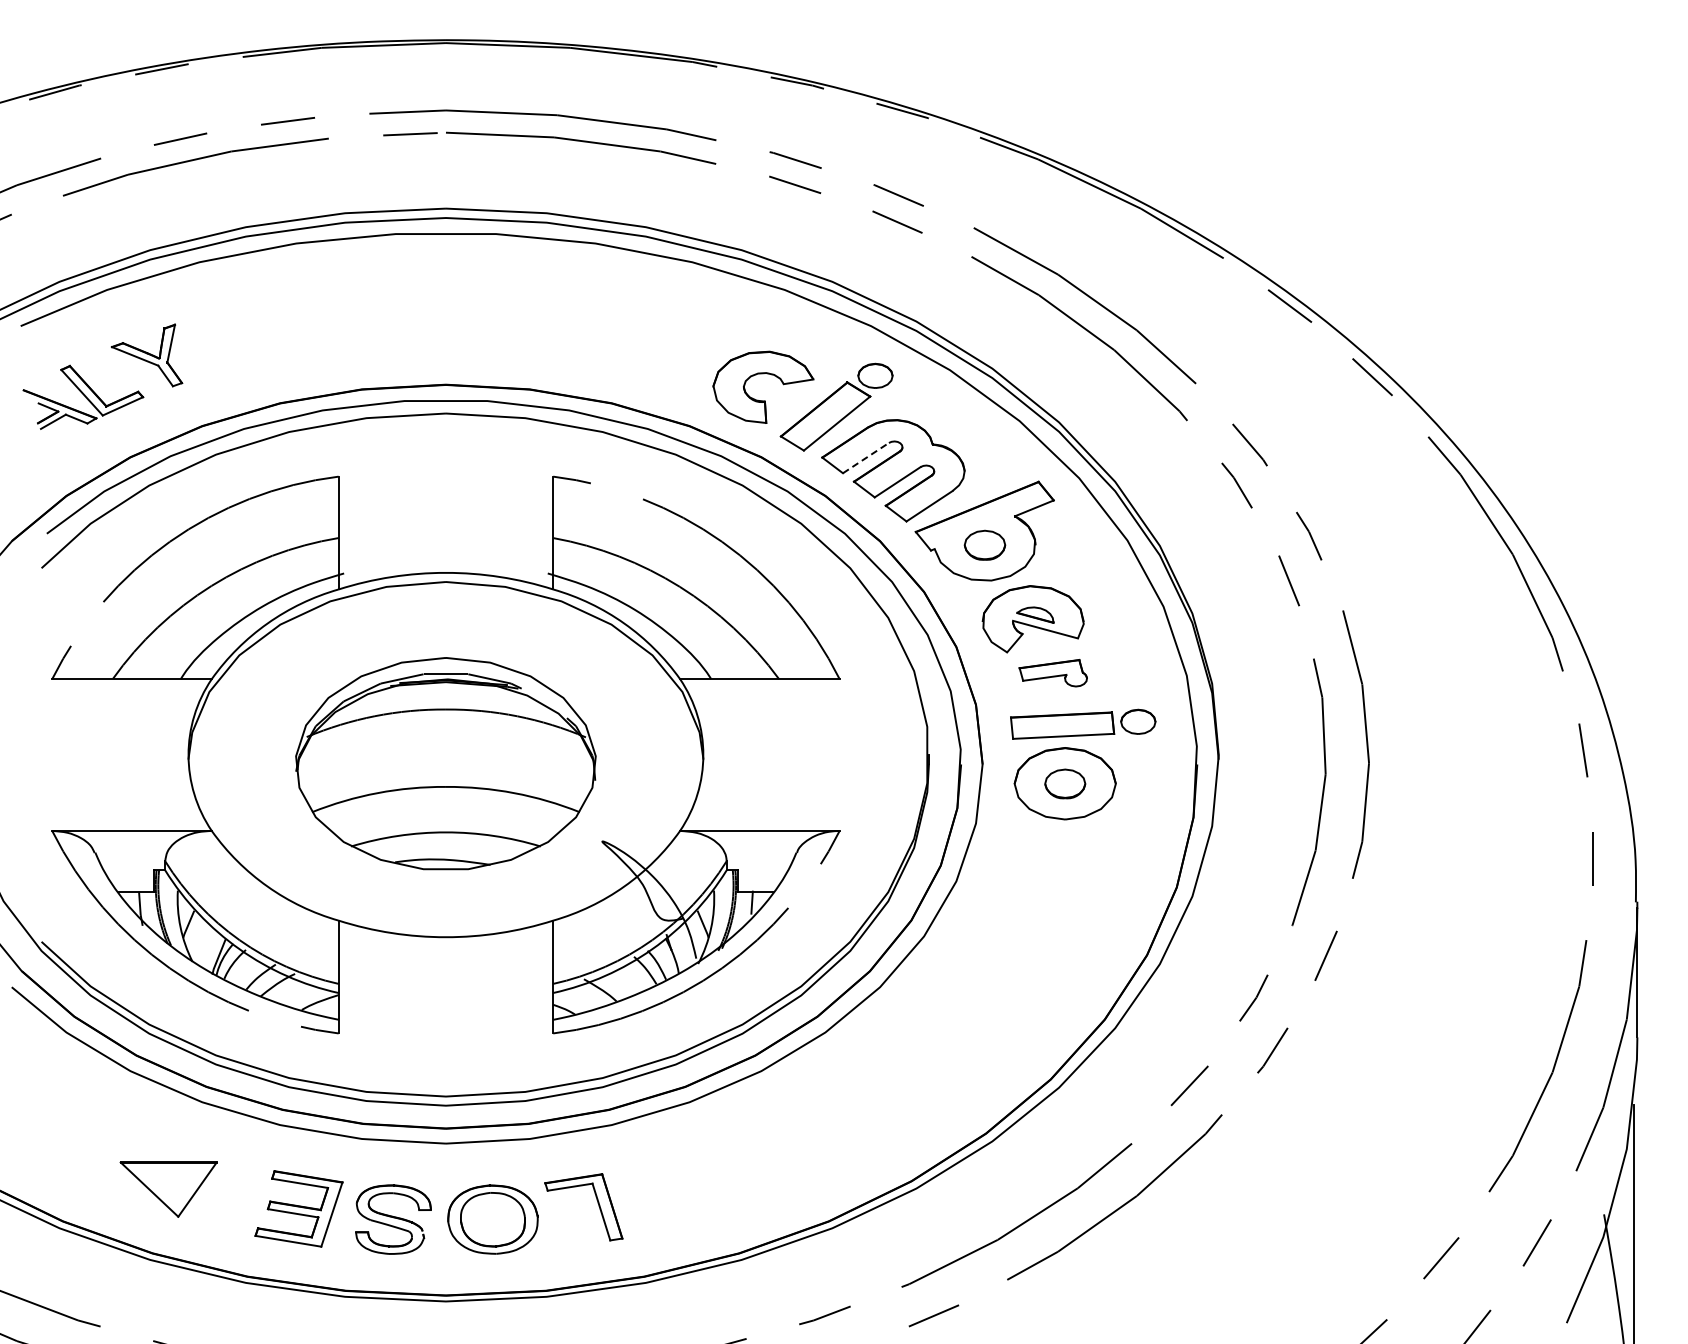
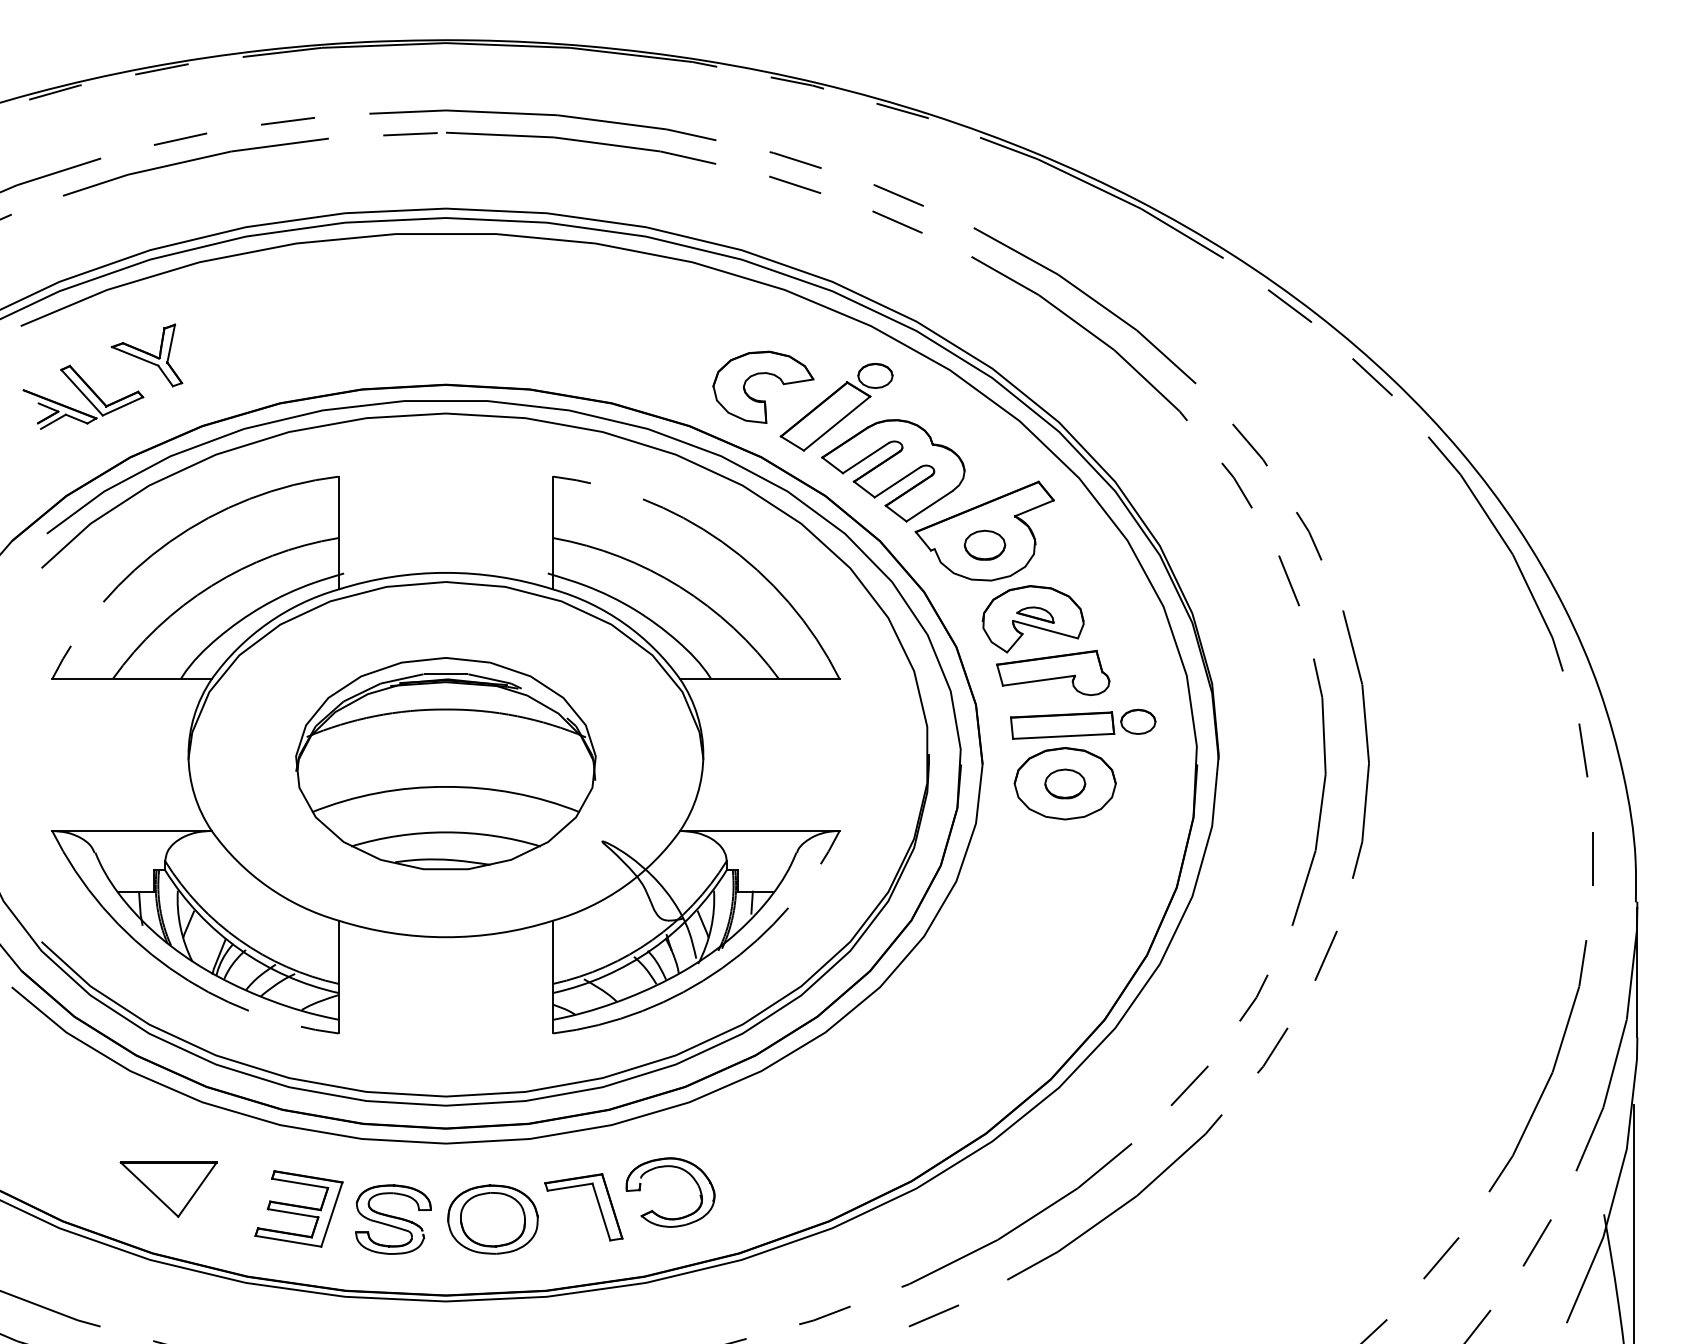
line: dashed -> solid (865, 458)
part size: 70x29 px -> 115x47 px (1053, 673)
part: none -> present (657, 1213)
